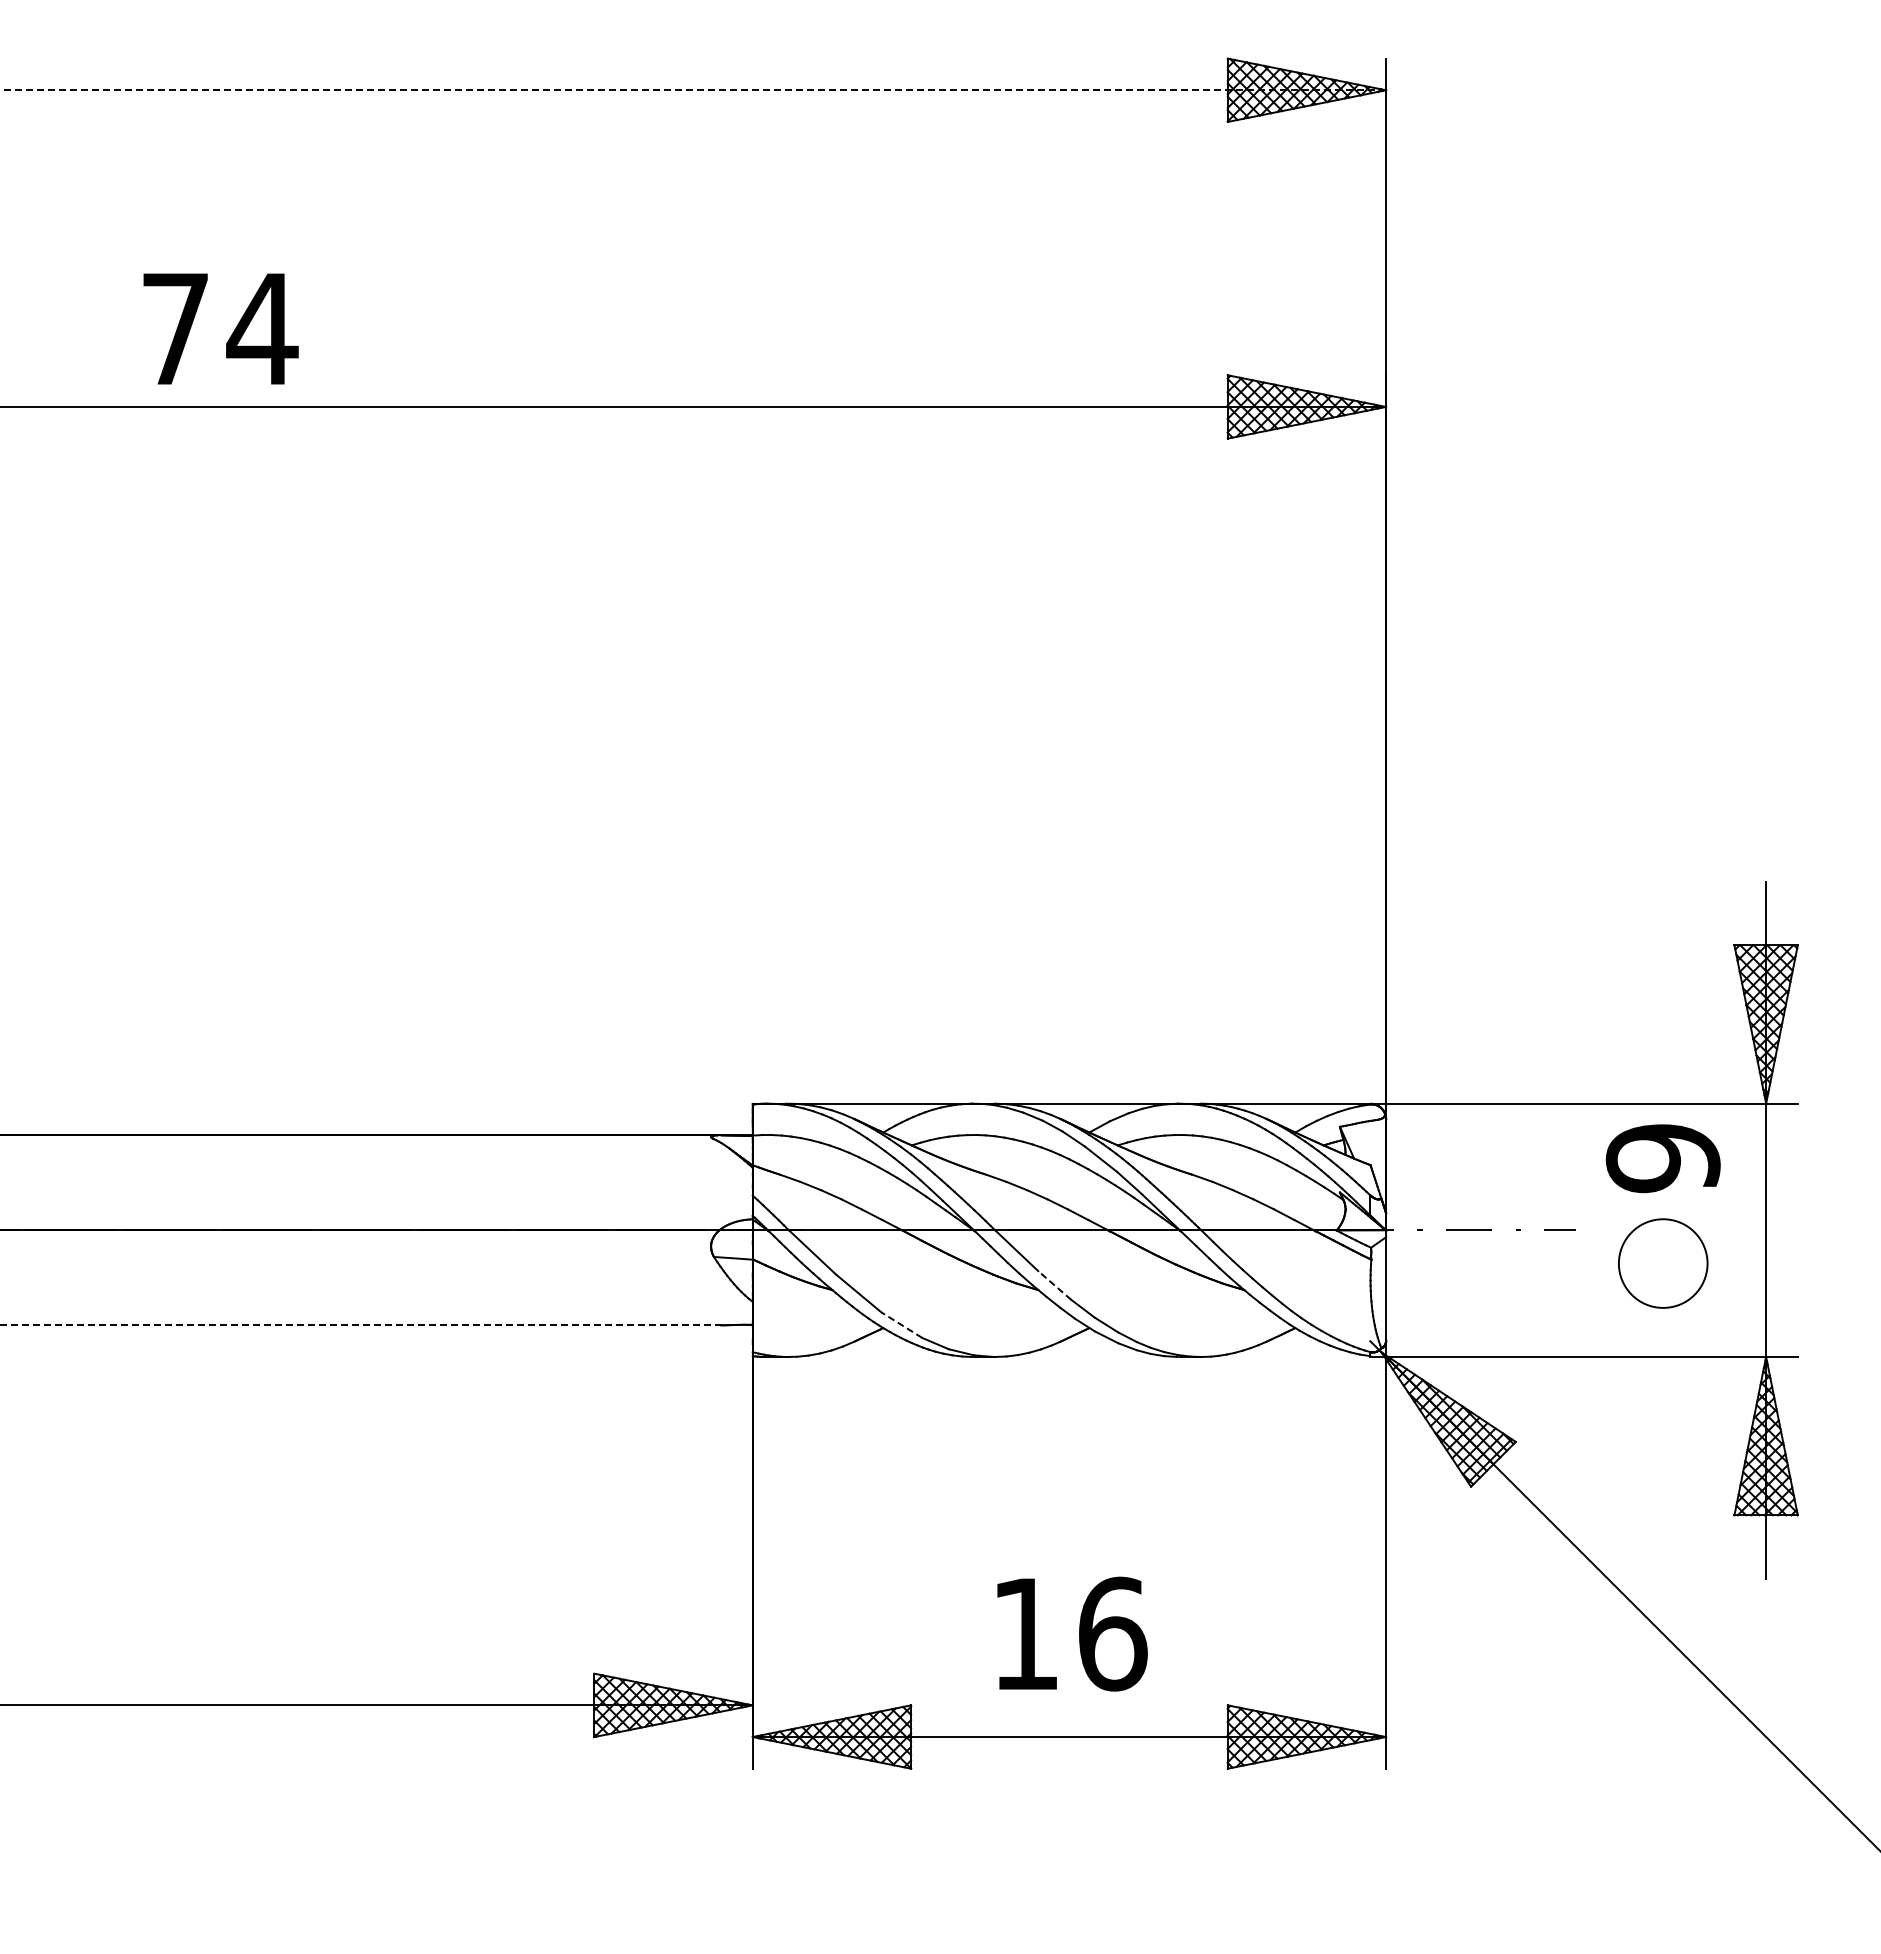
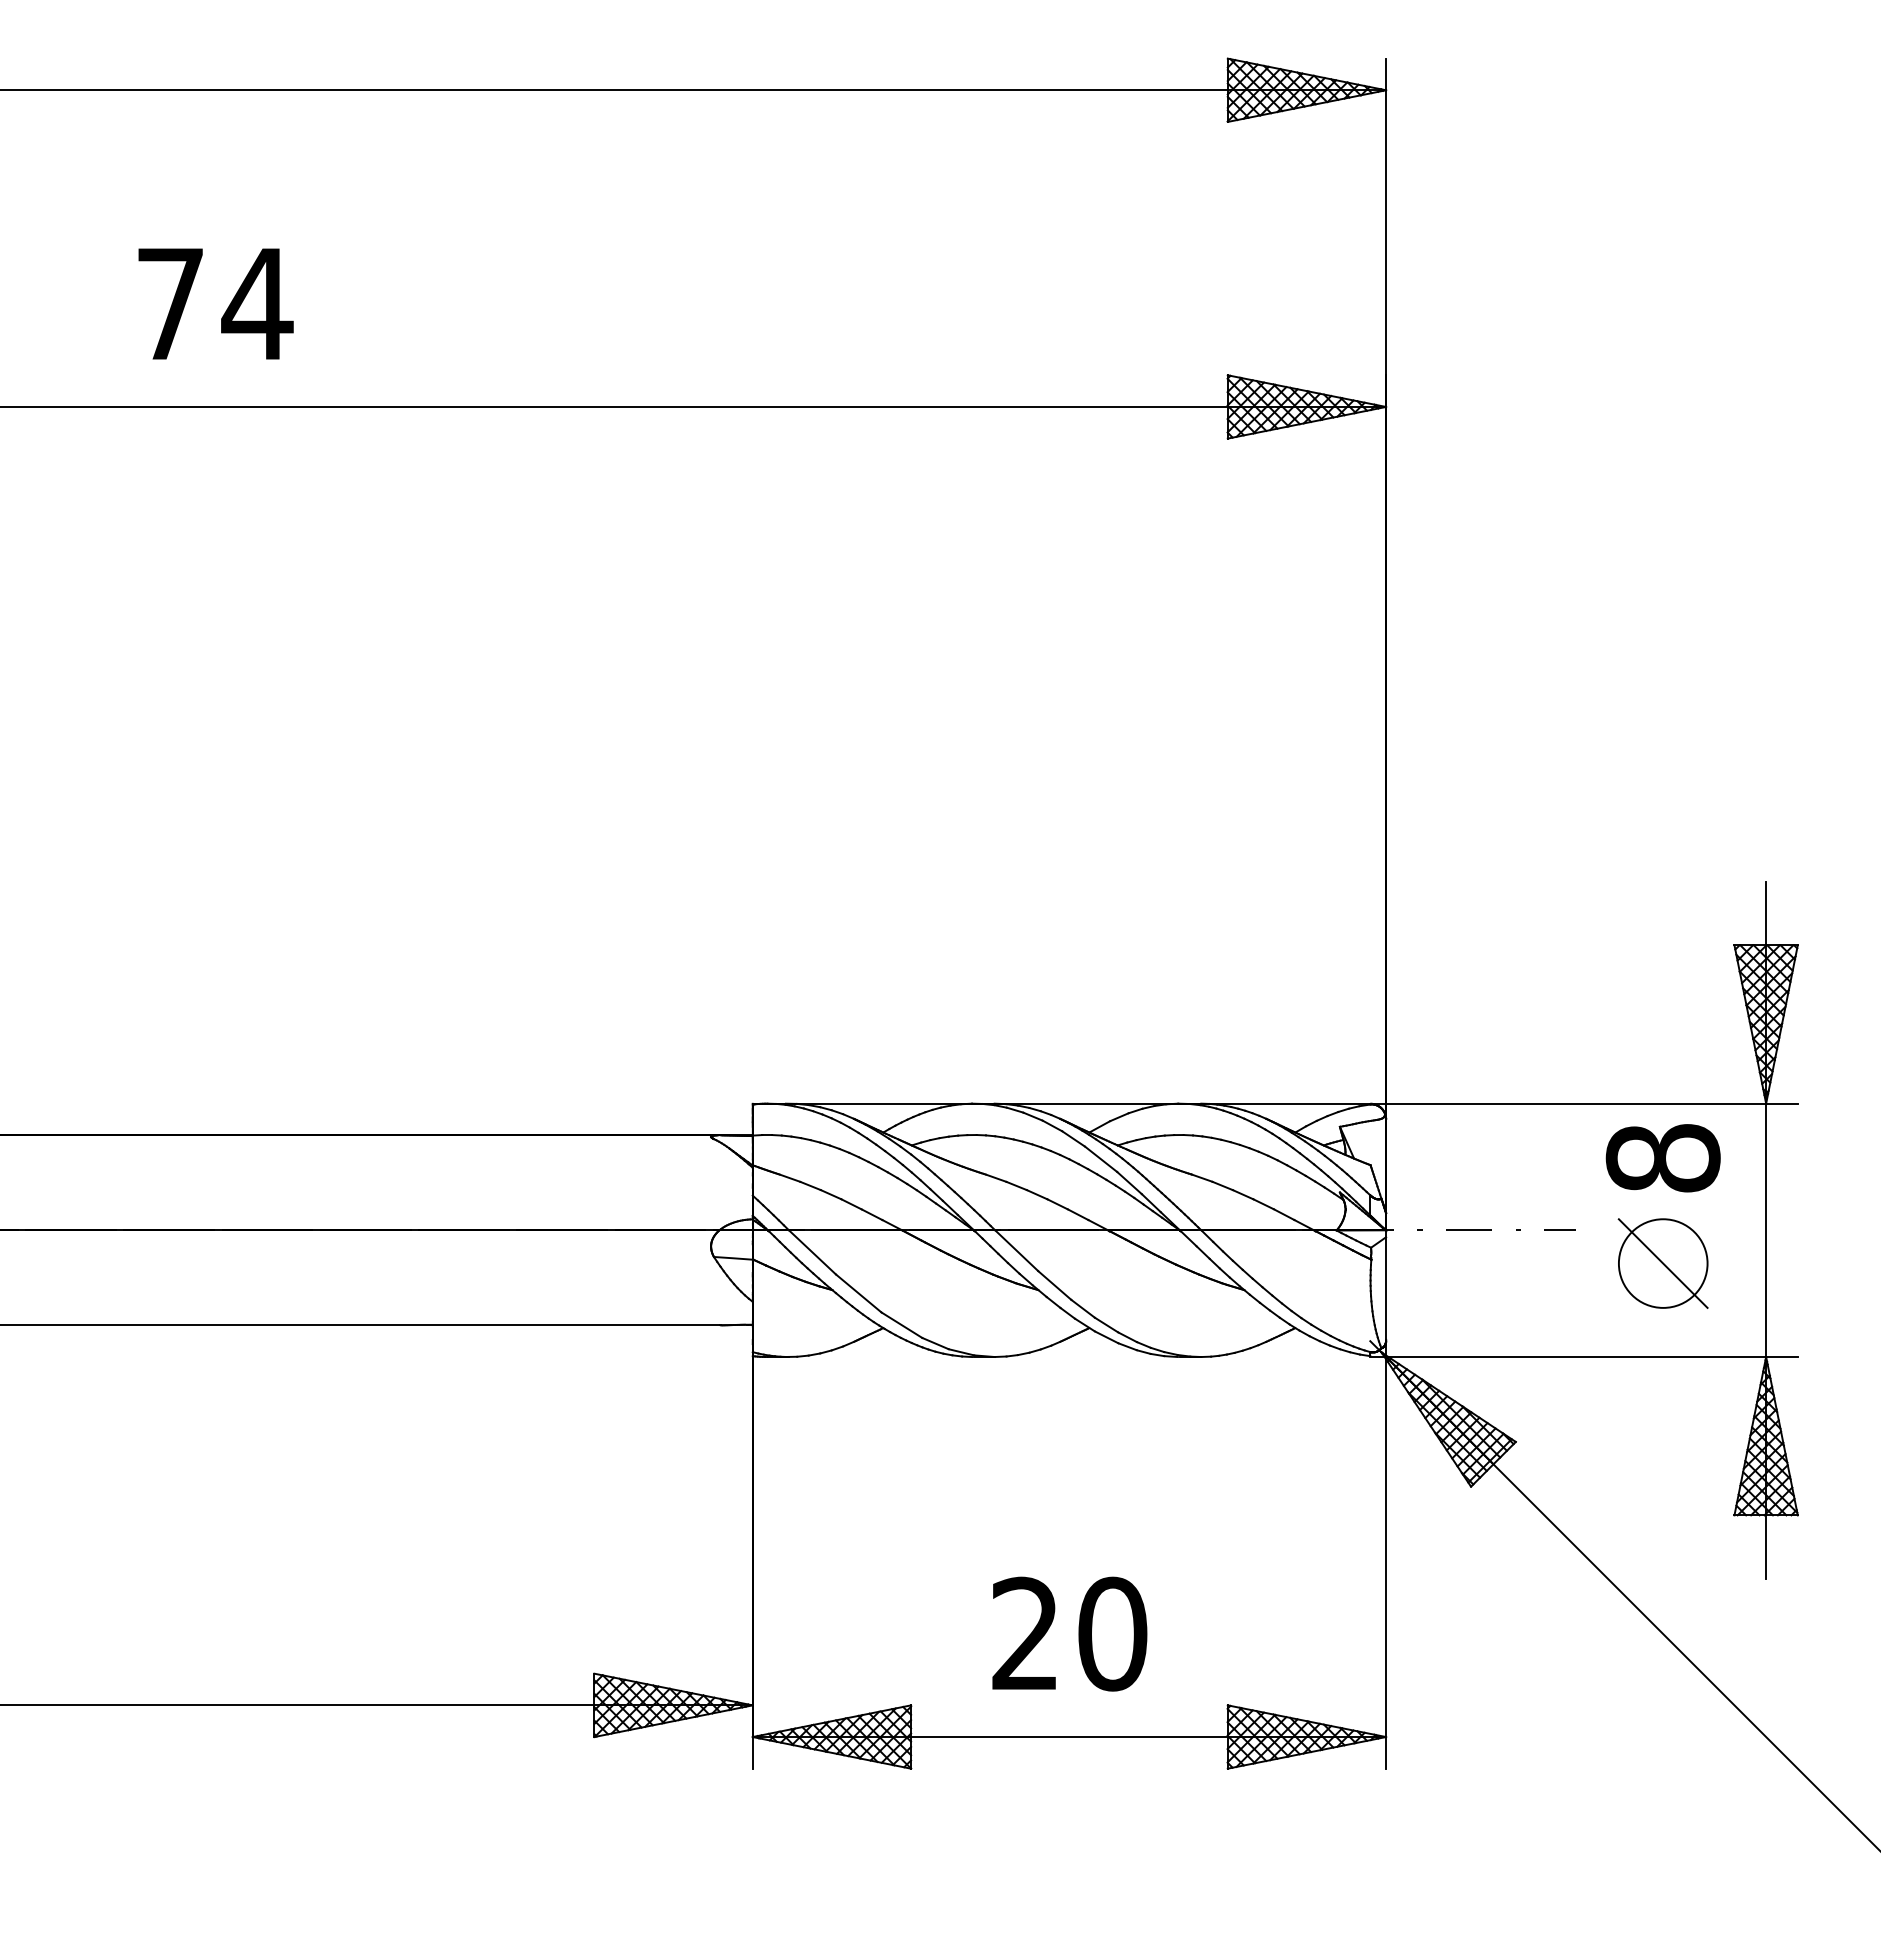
line: dashed -> solid (693, 90)
text position: (220, 328) -> (215, 303) (215, 303)
text: 9 -> 8 (1662, 1158)
line: none -> present (1662, 1263)
line: dashed -> solid (1054, 1285)
line: dashed -> solid (901, 1324)
line: dashed -> solid (360, 1325)
text: 16 -> 20 (1069, 1633)
